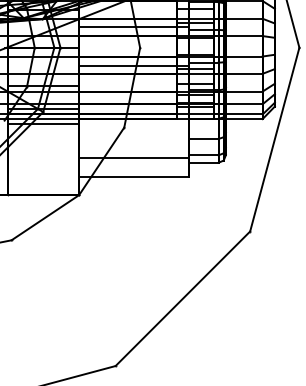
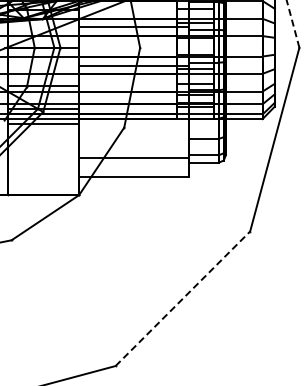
line: solid -> dashed (292, 23)
line: solid -> dashed (183, 298)
